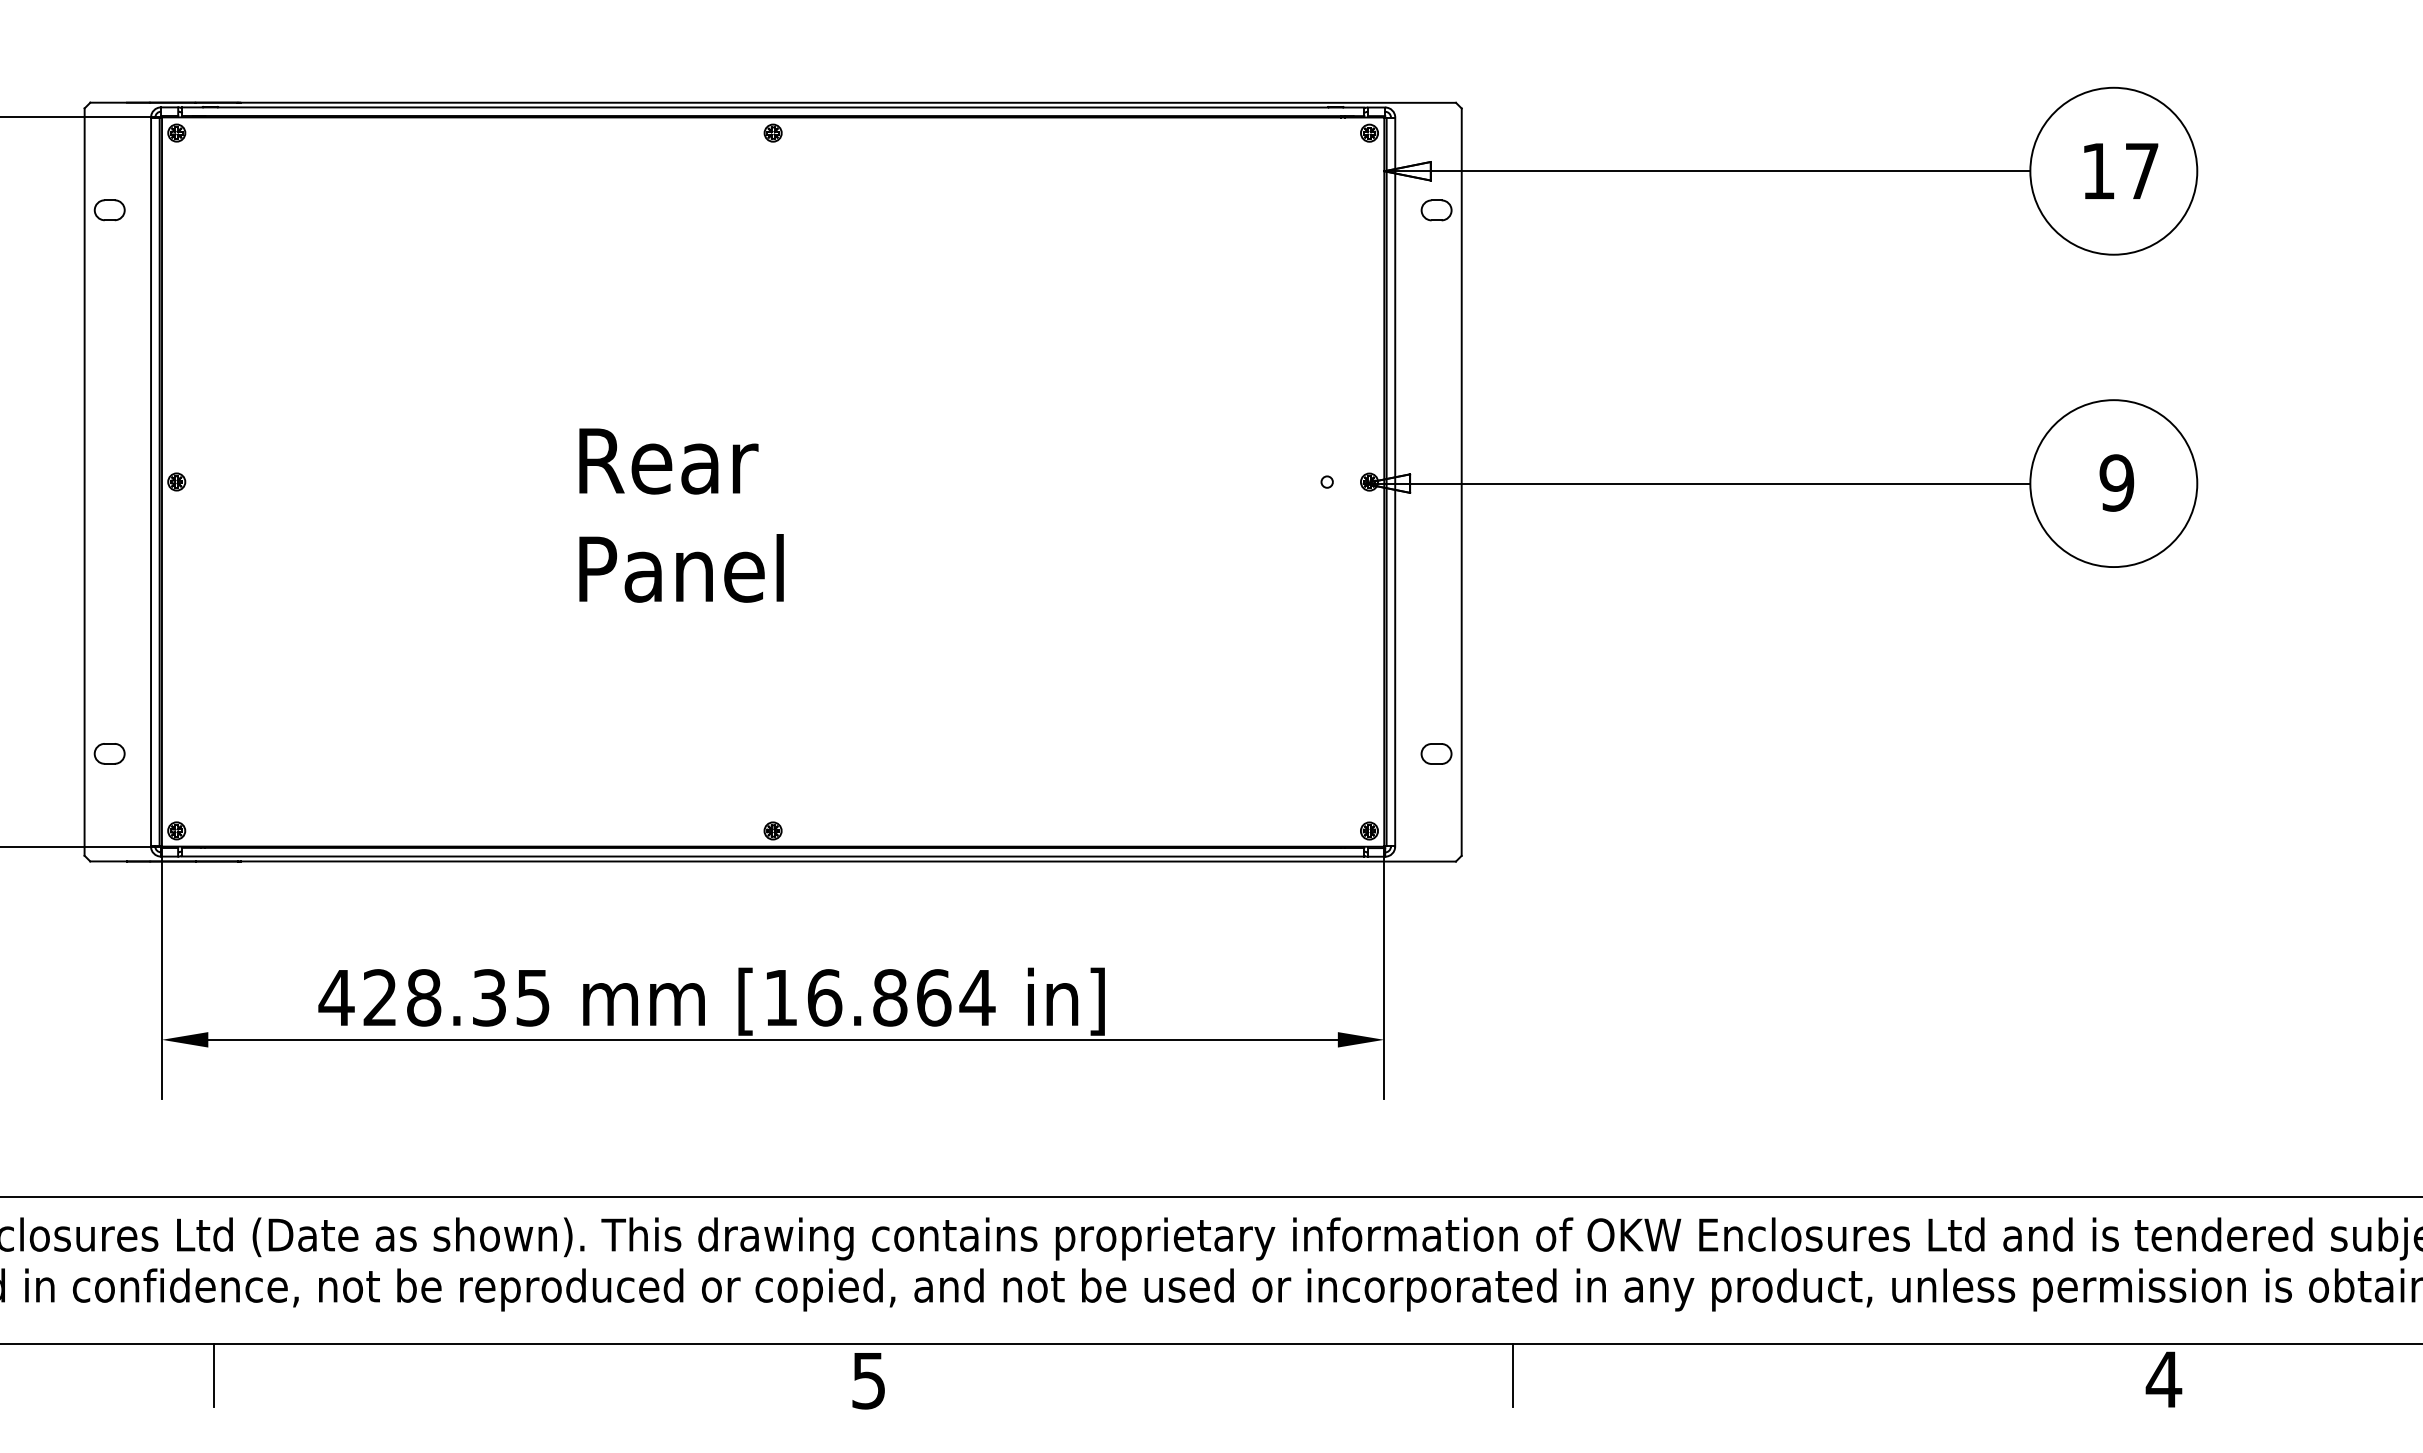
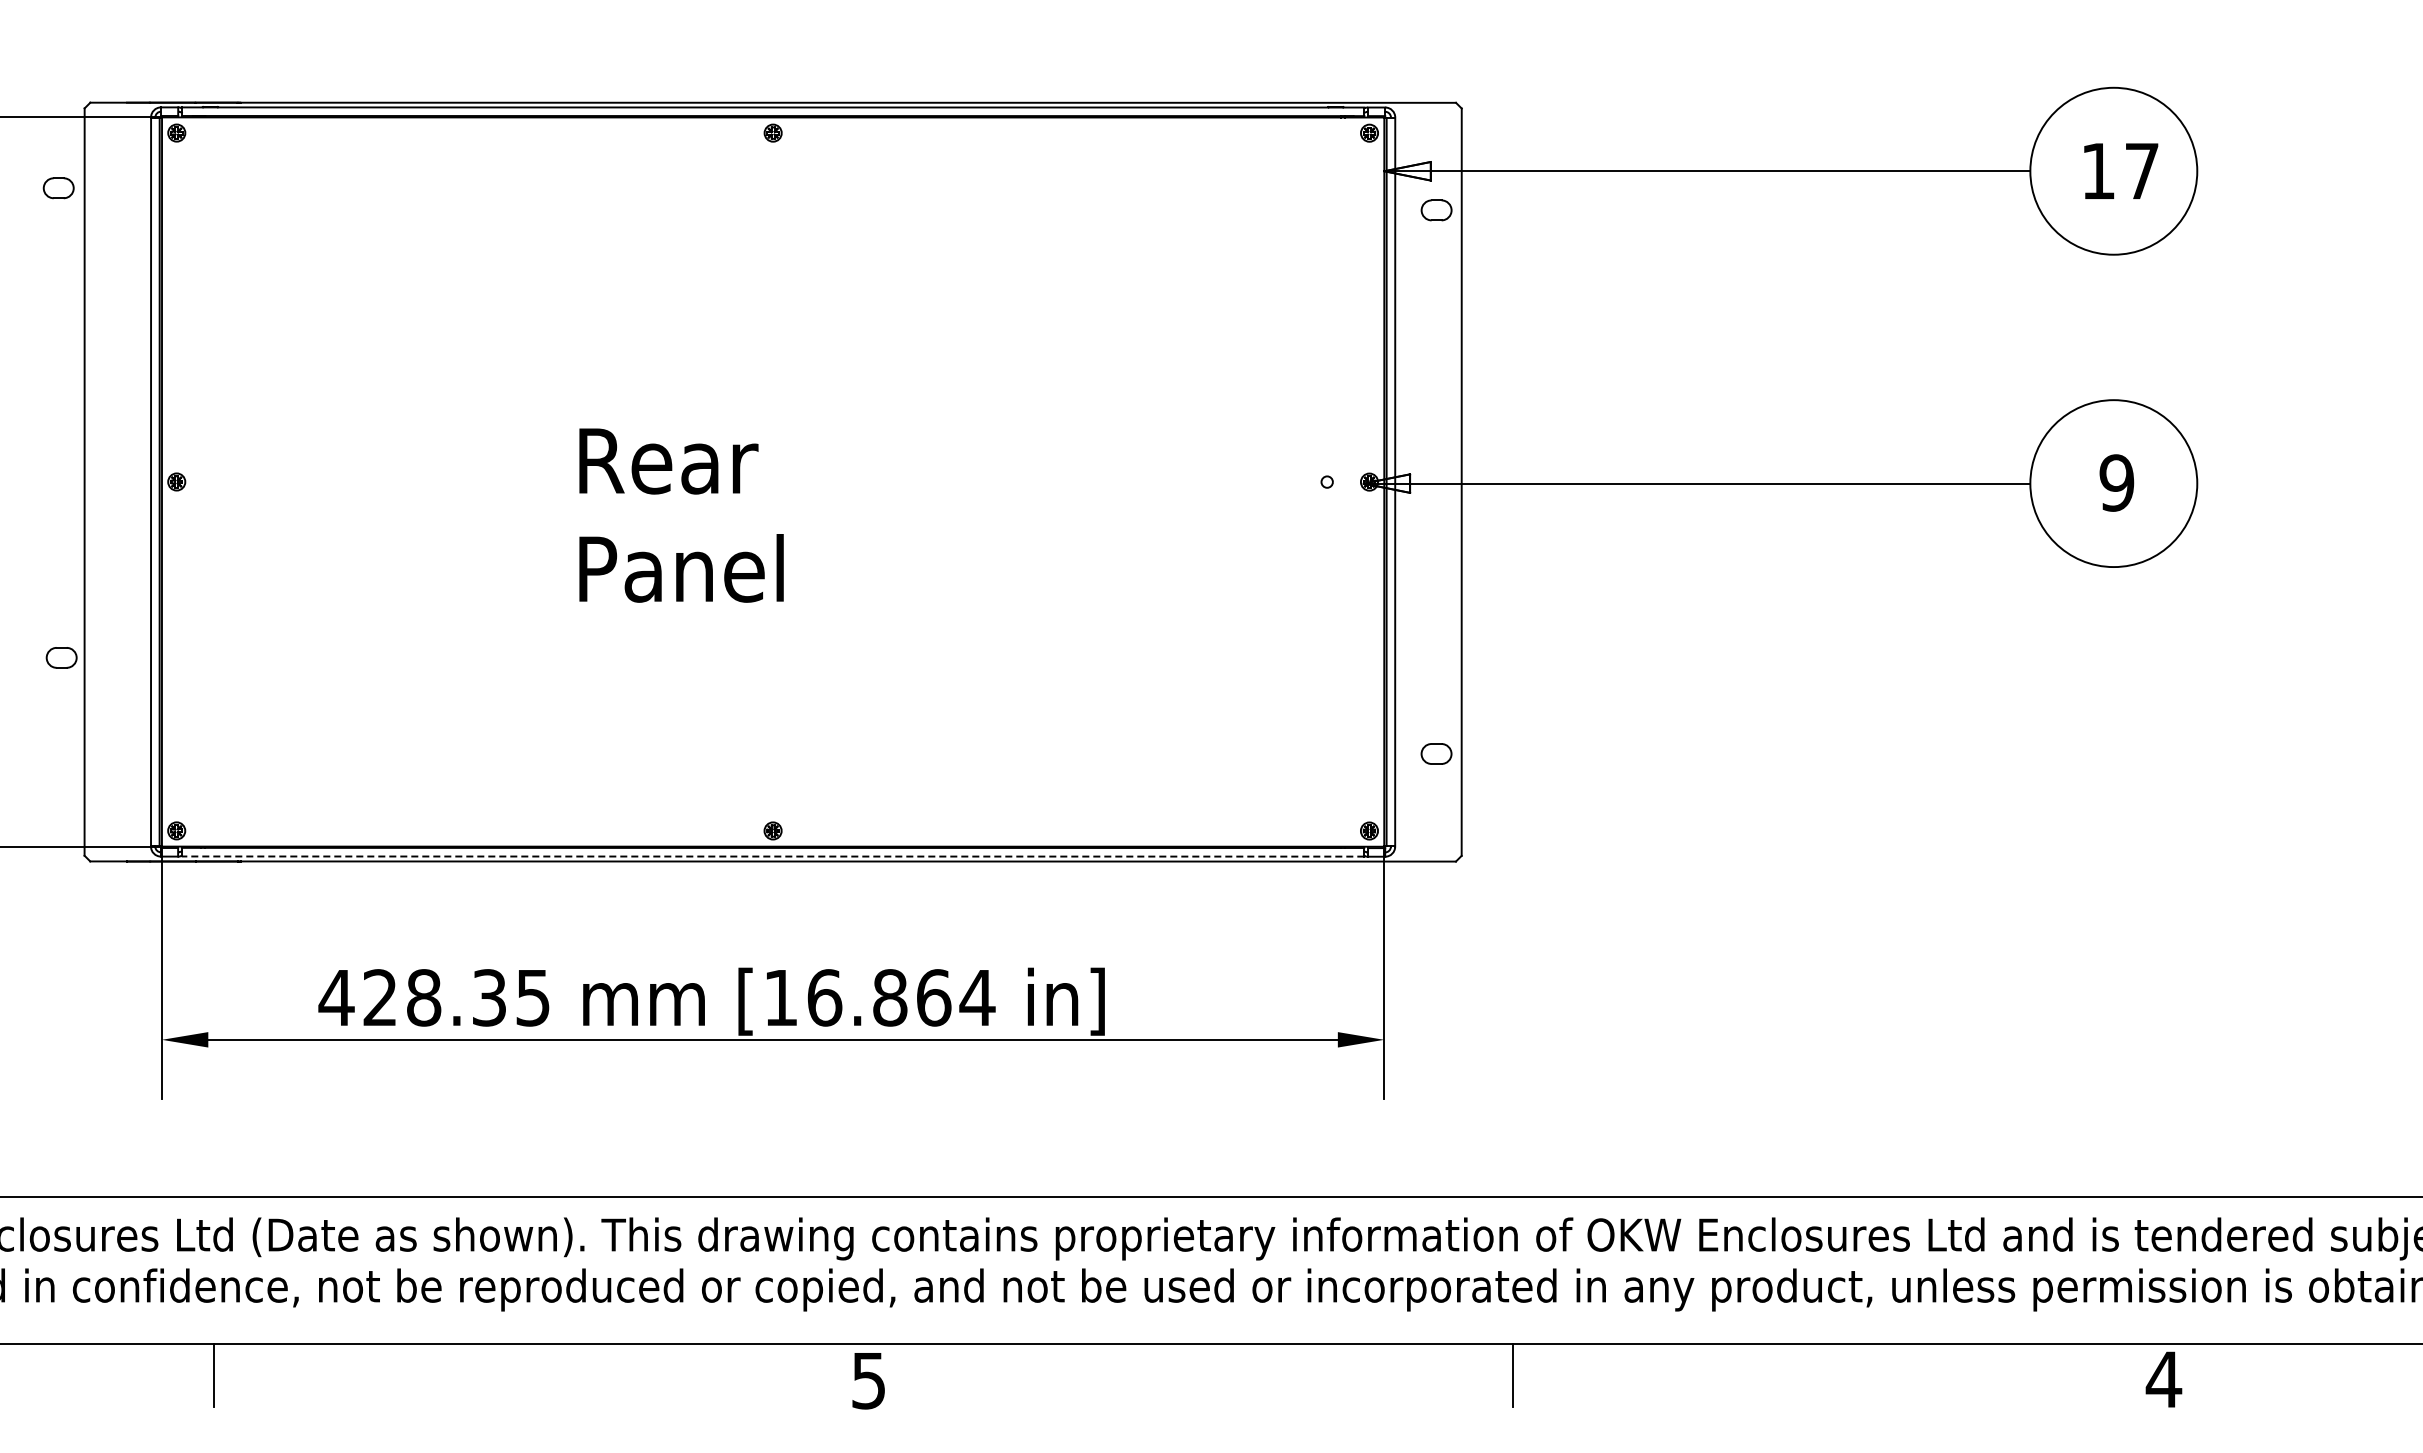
part position: (109, 210) -> (58, 188) (58, 188)
part position: (109, 753) -> (61, 657) (61, 657)
line: solid -> dashed (772, 856)
